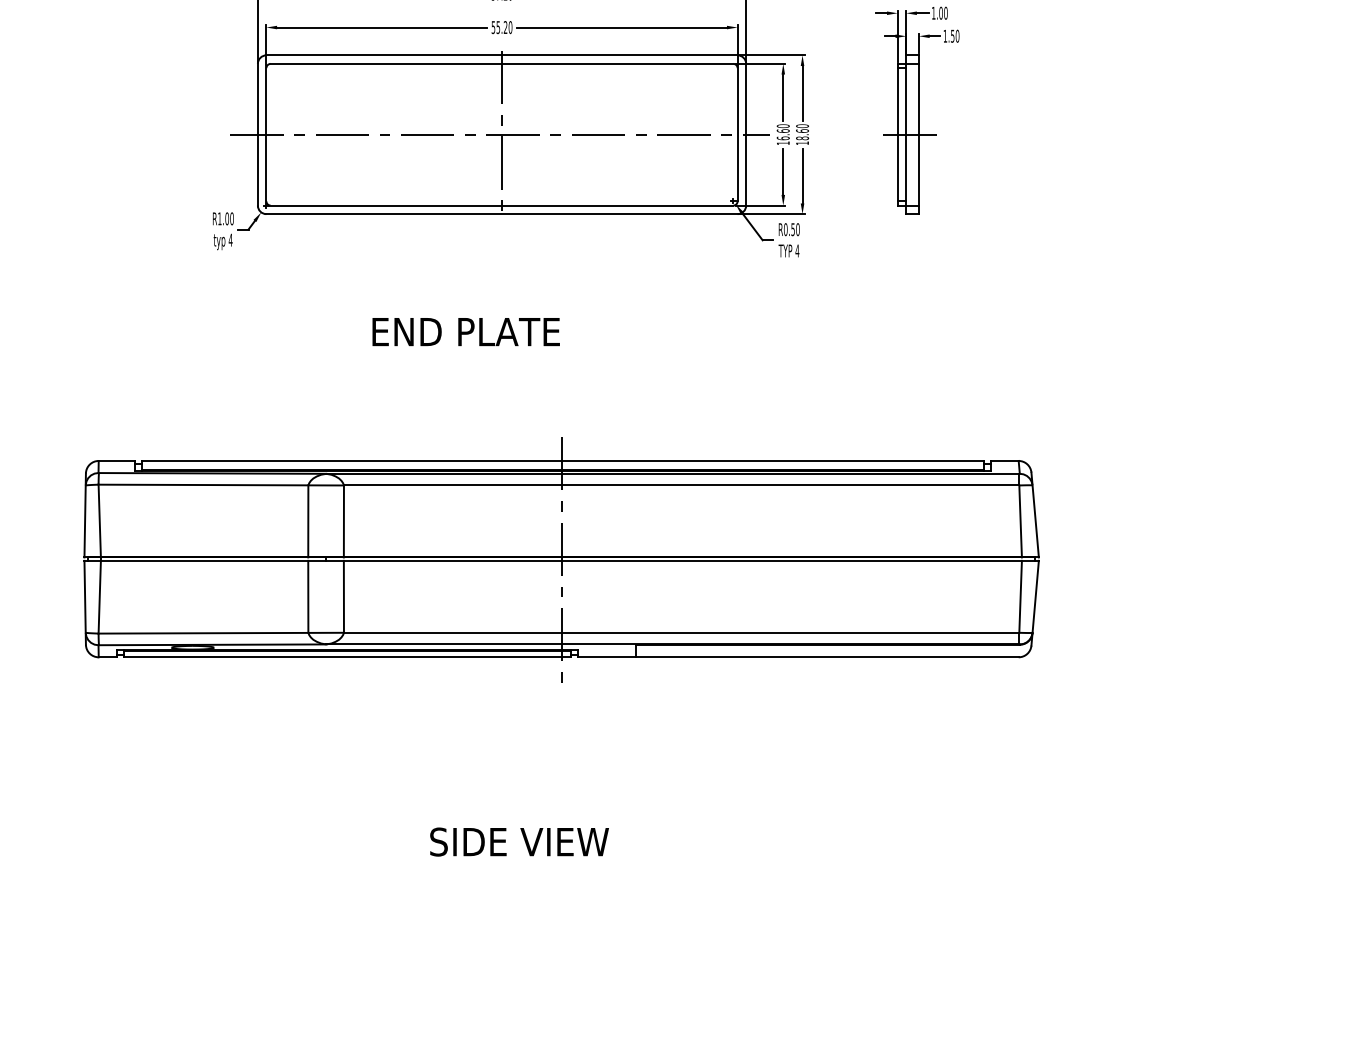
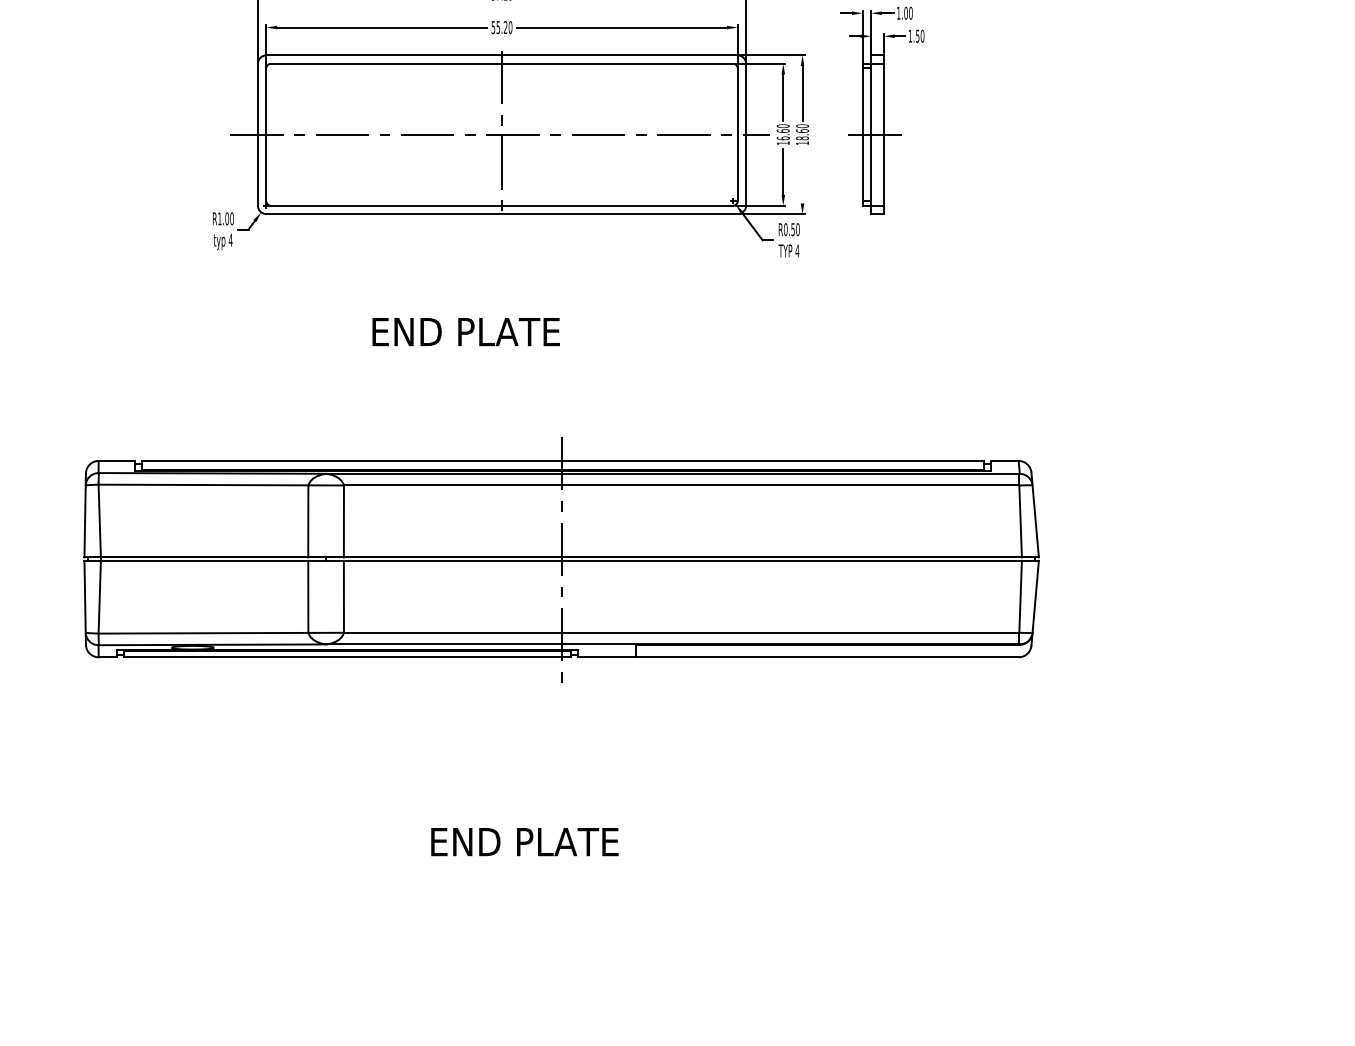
part position: (917, 110) -> (882, 110) (882, 110)
line: present -> none (802, 175)
text: SIDE VIEW -> END PLATE (524, 841)
